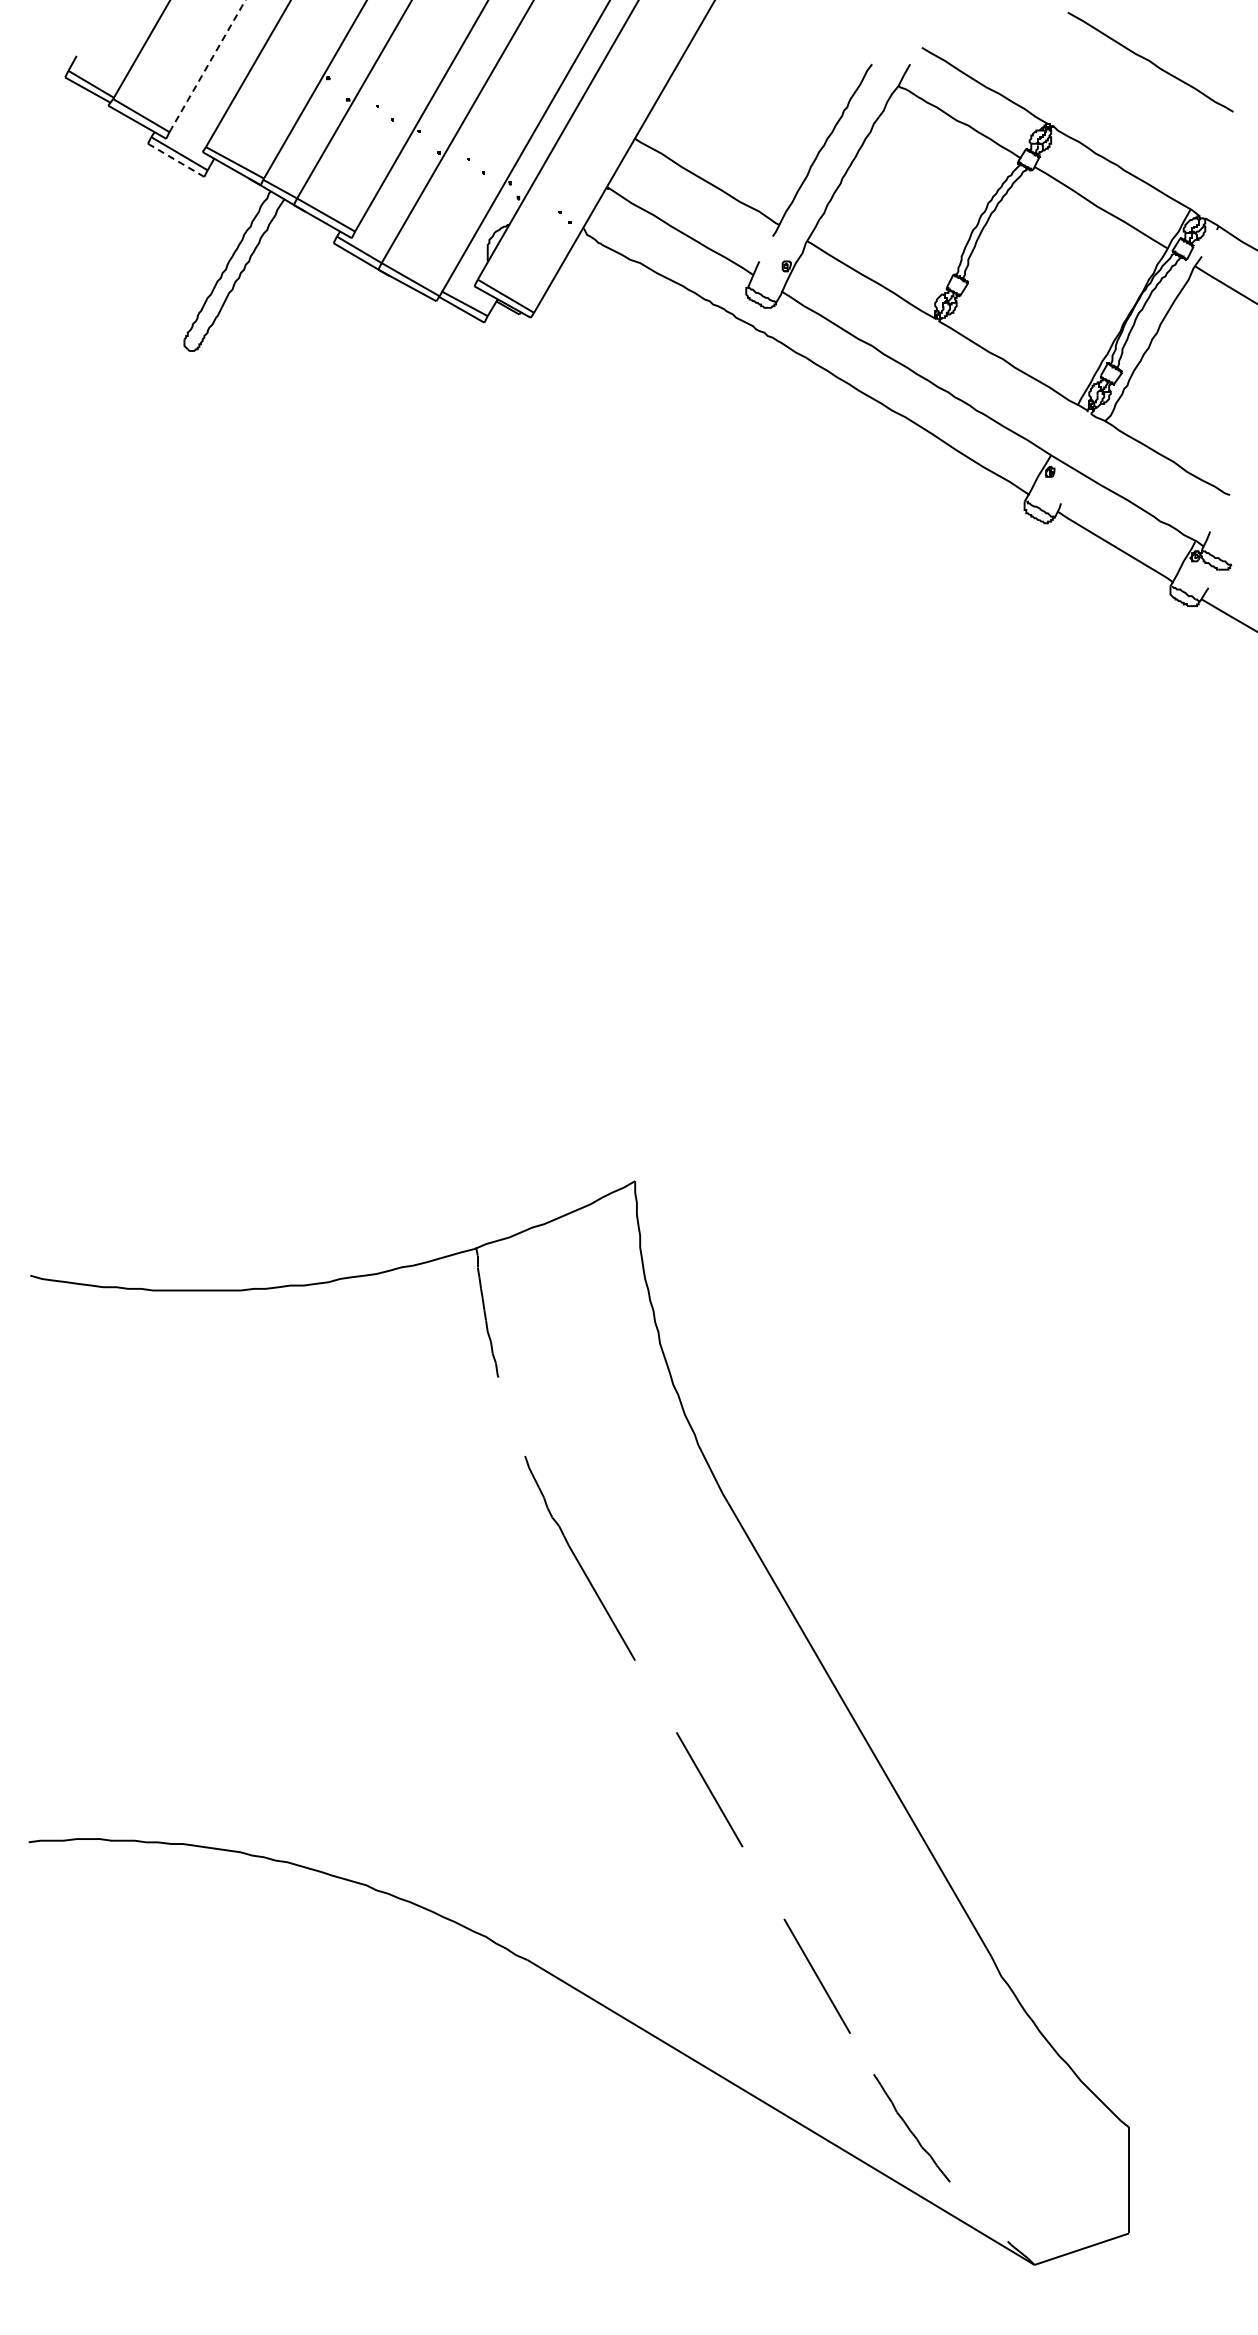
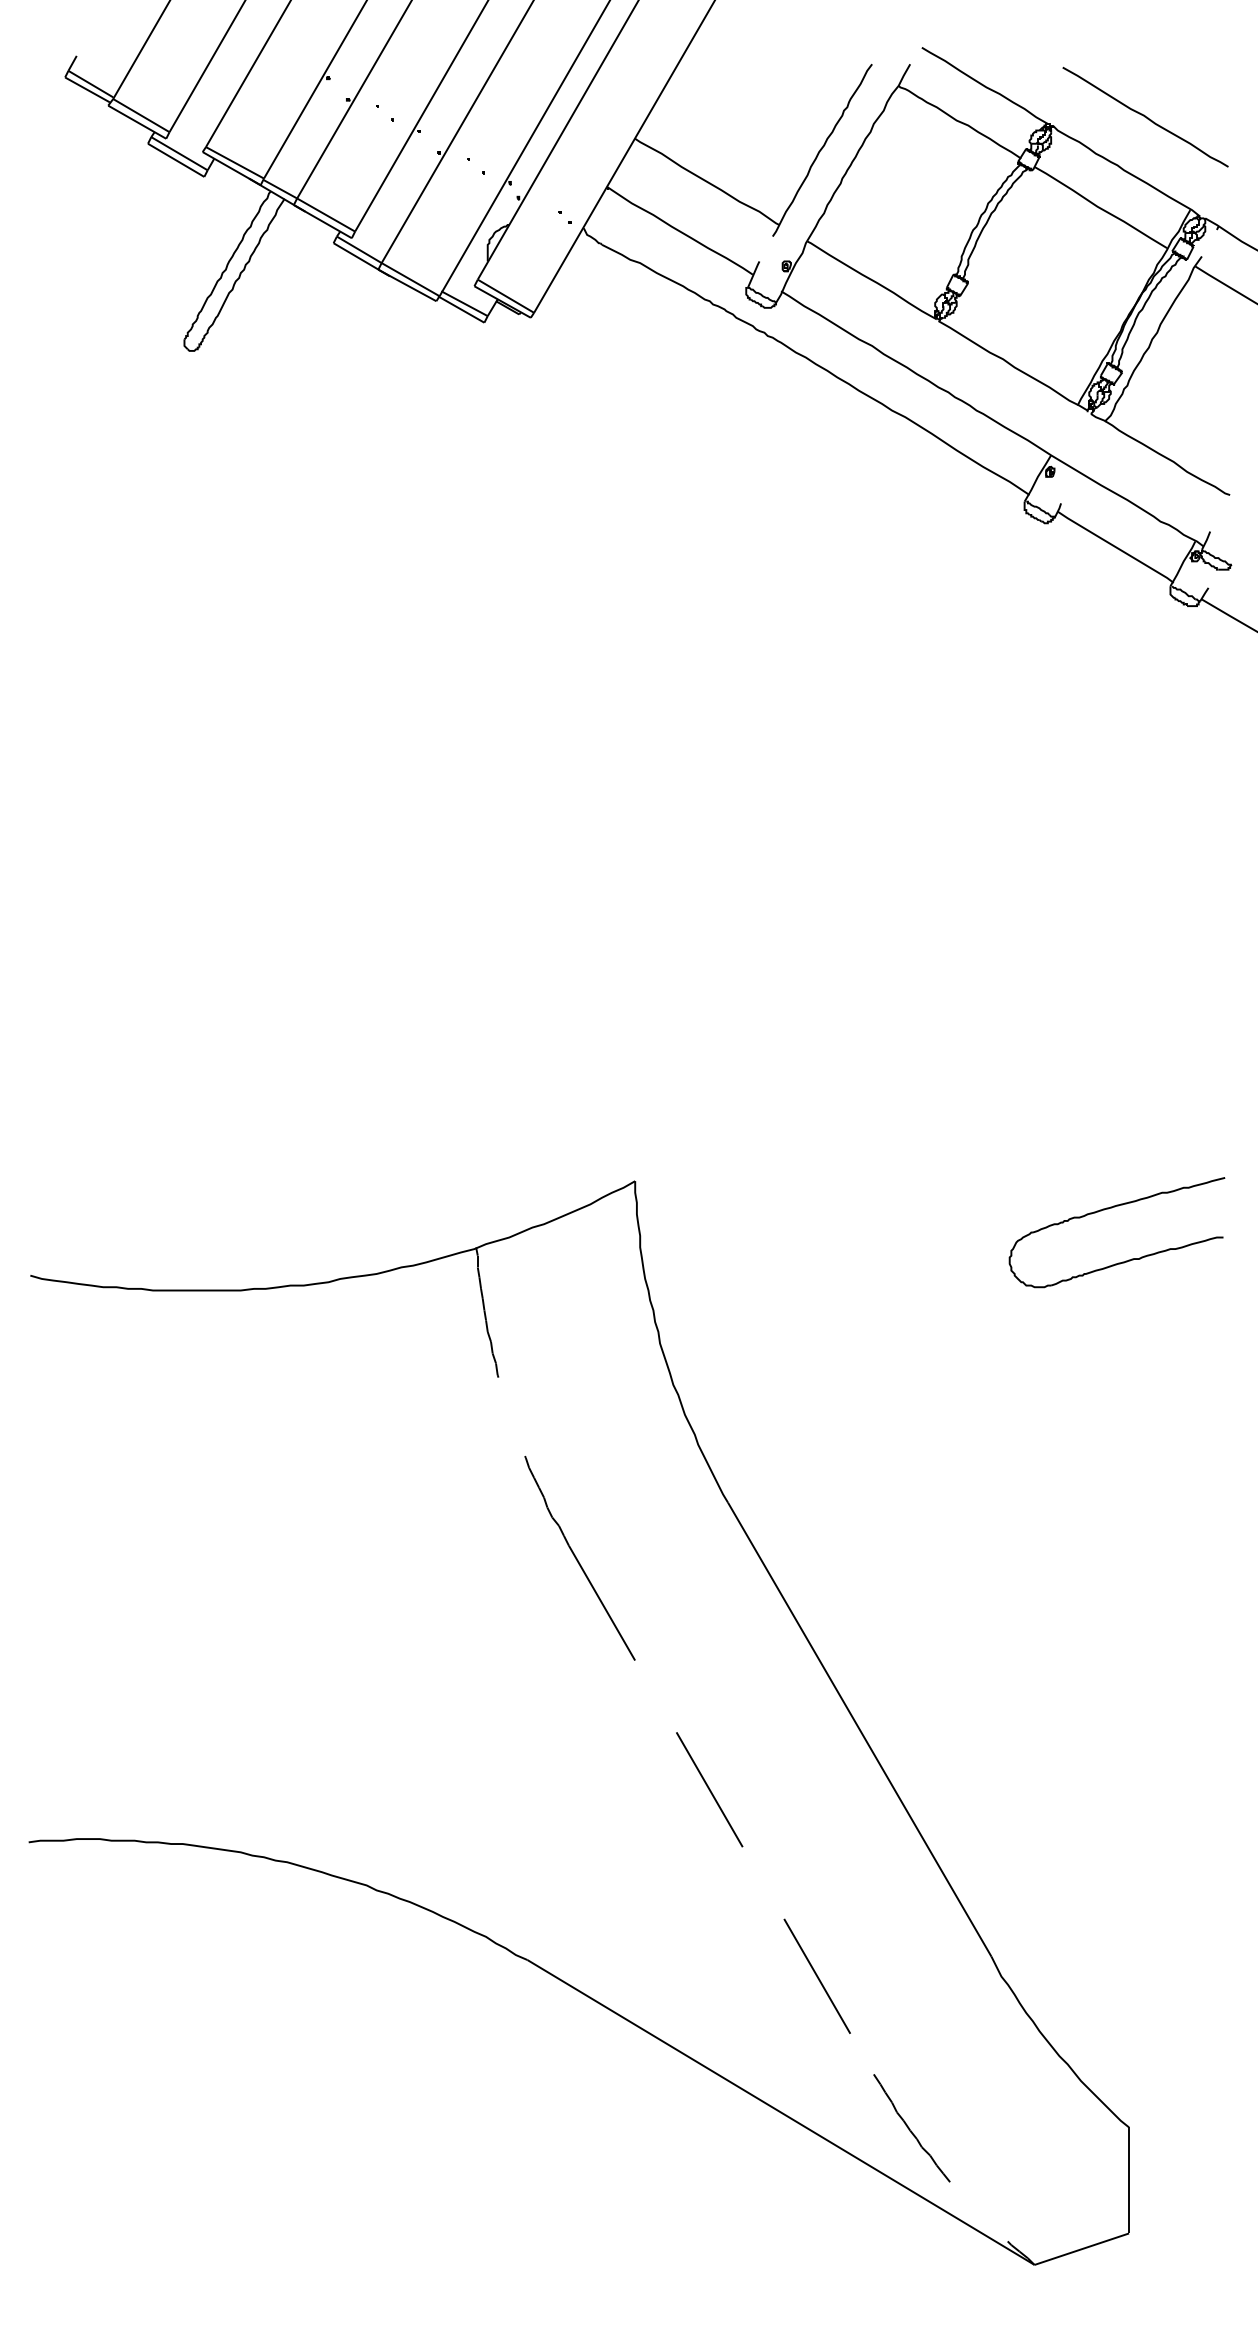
curve position: (1150, 62) -> (1145, 117) (1145, 117)
line: dashed -> solid (207, 66)
line: dashed -> solid (176, 160)
part: none -> present (1112, 1208)
